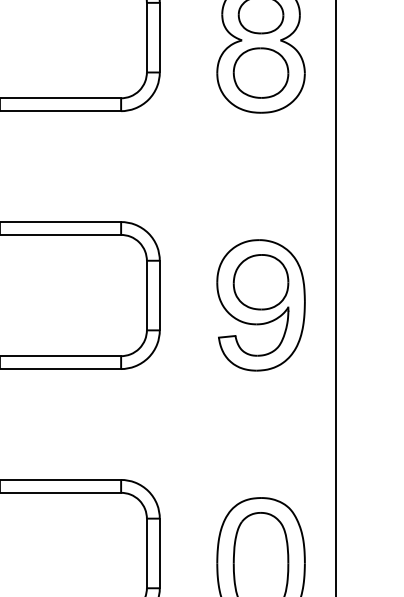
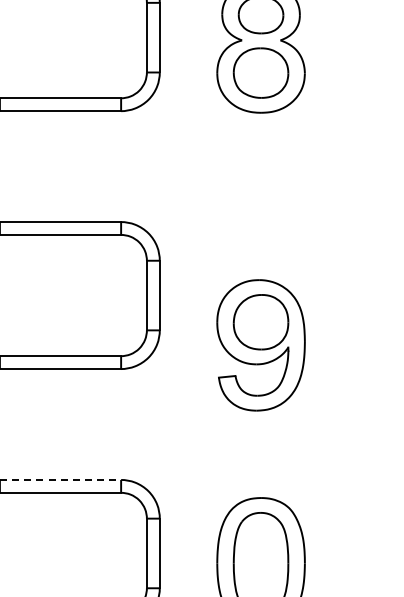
line: present -> none (336, 297)
part position: (260, 305) -> (260, 345) (260, 345)
line: solid -> dashed (61, 479)
